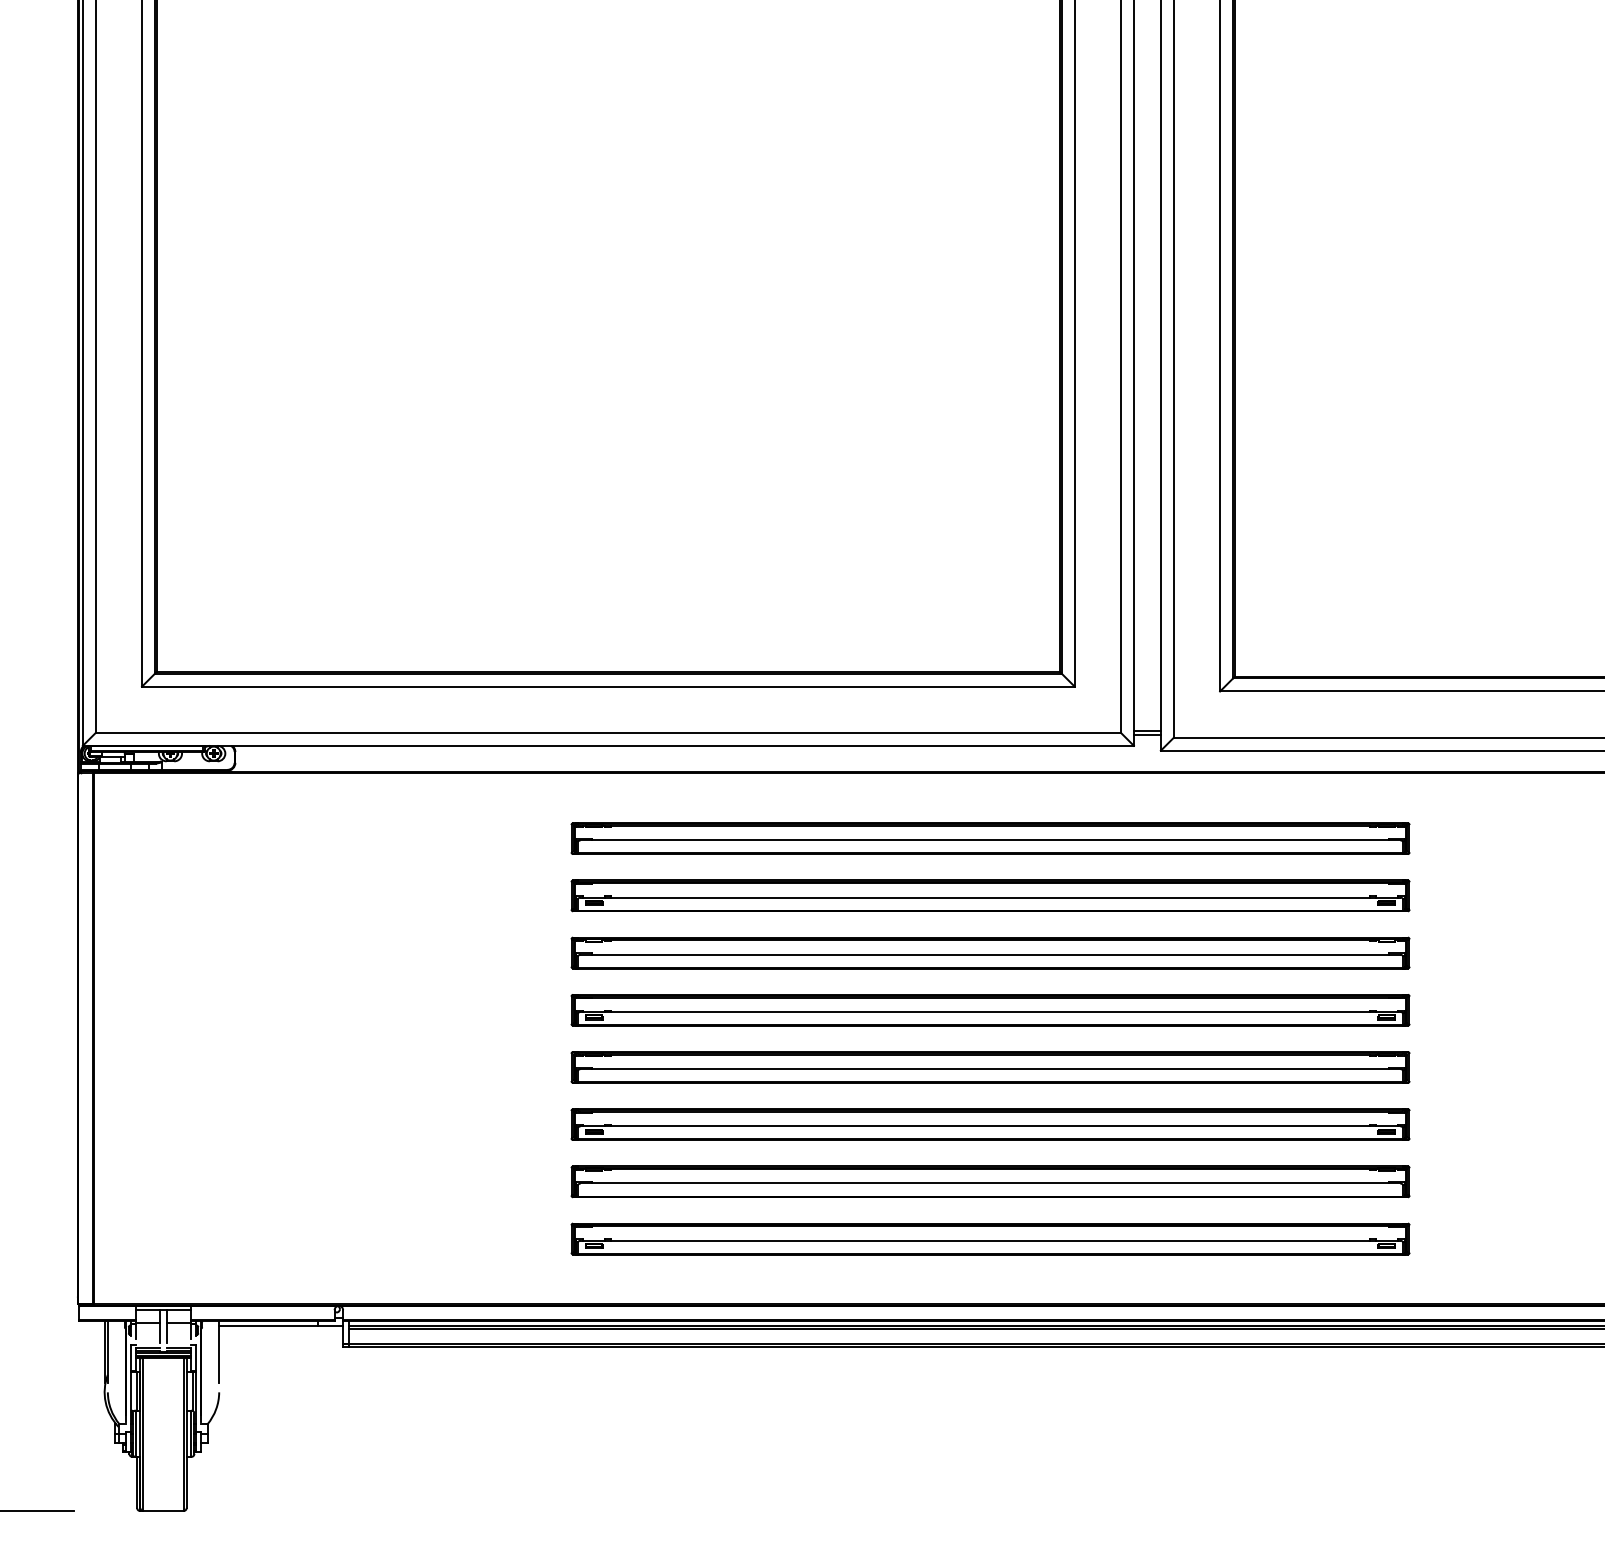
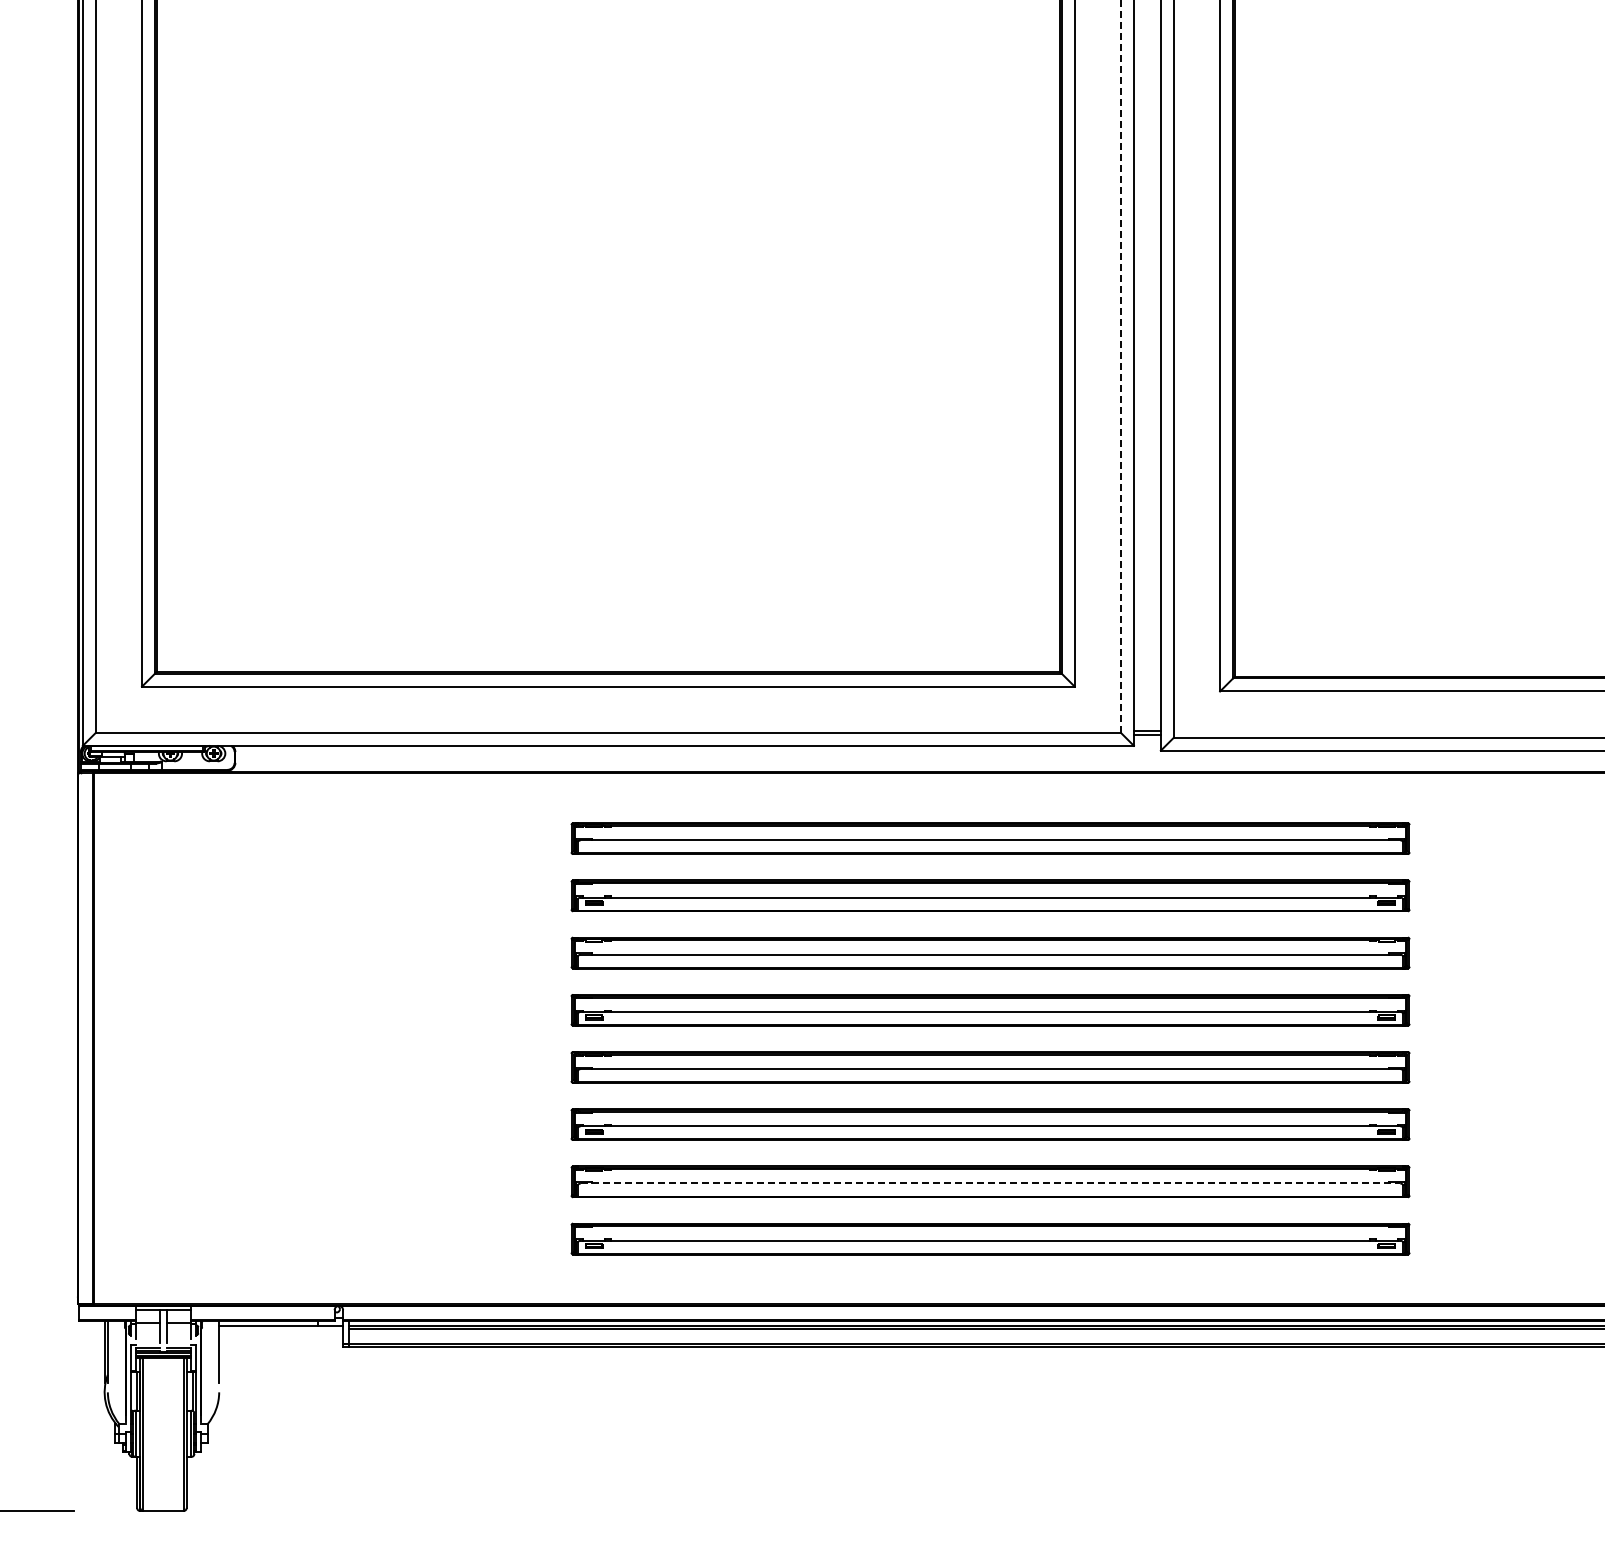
line: solid -> dashed (1121, 366)
line: solid -> dashed (990, 1183)
